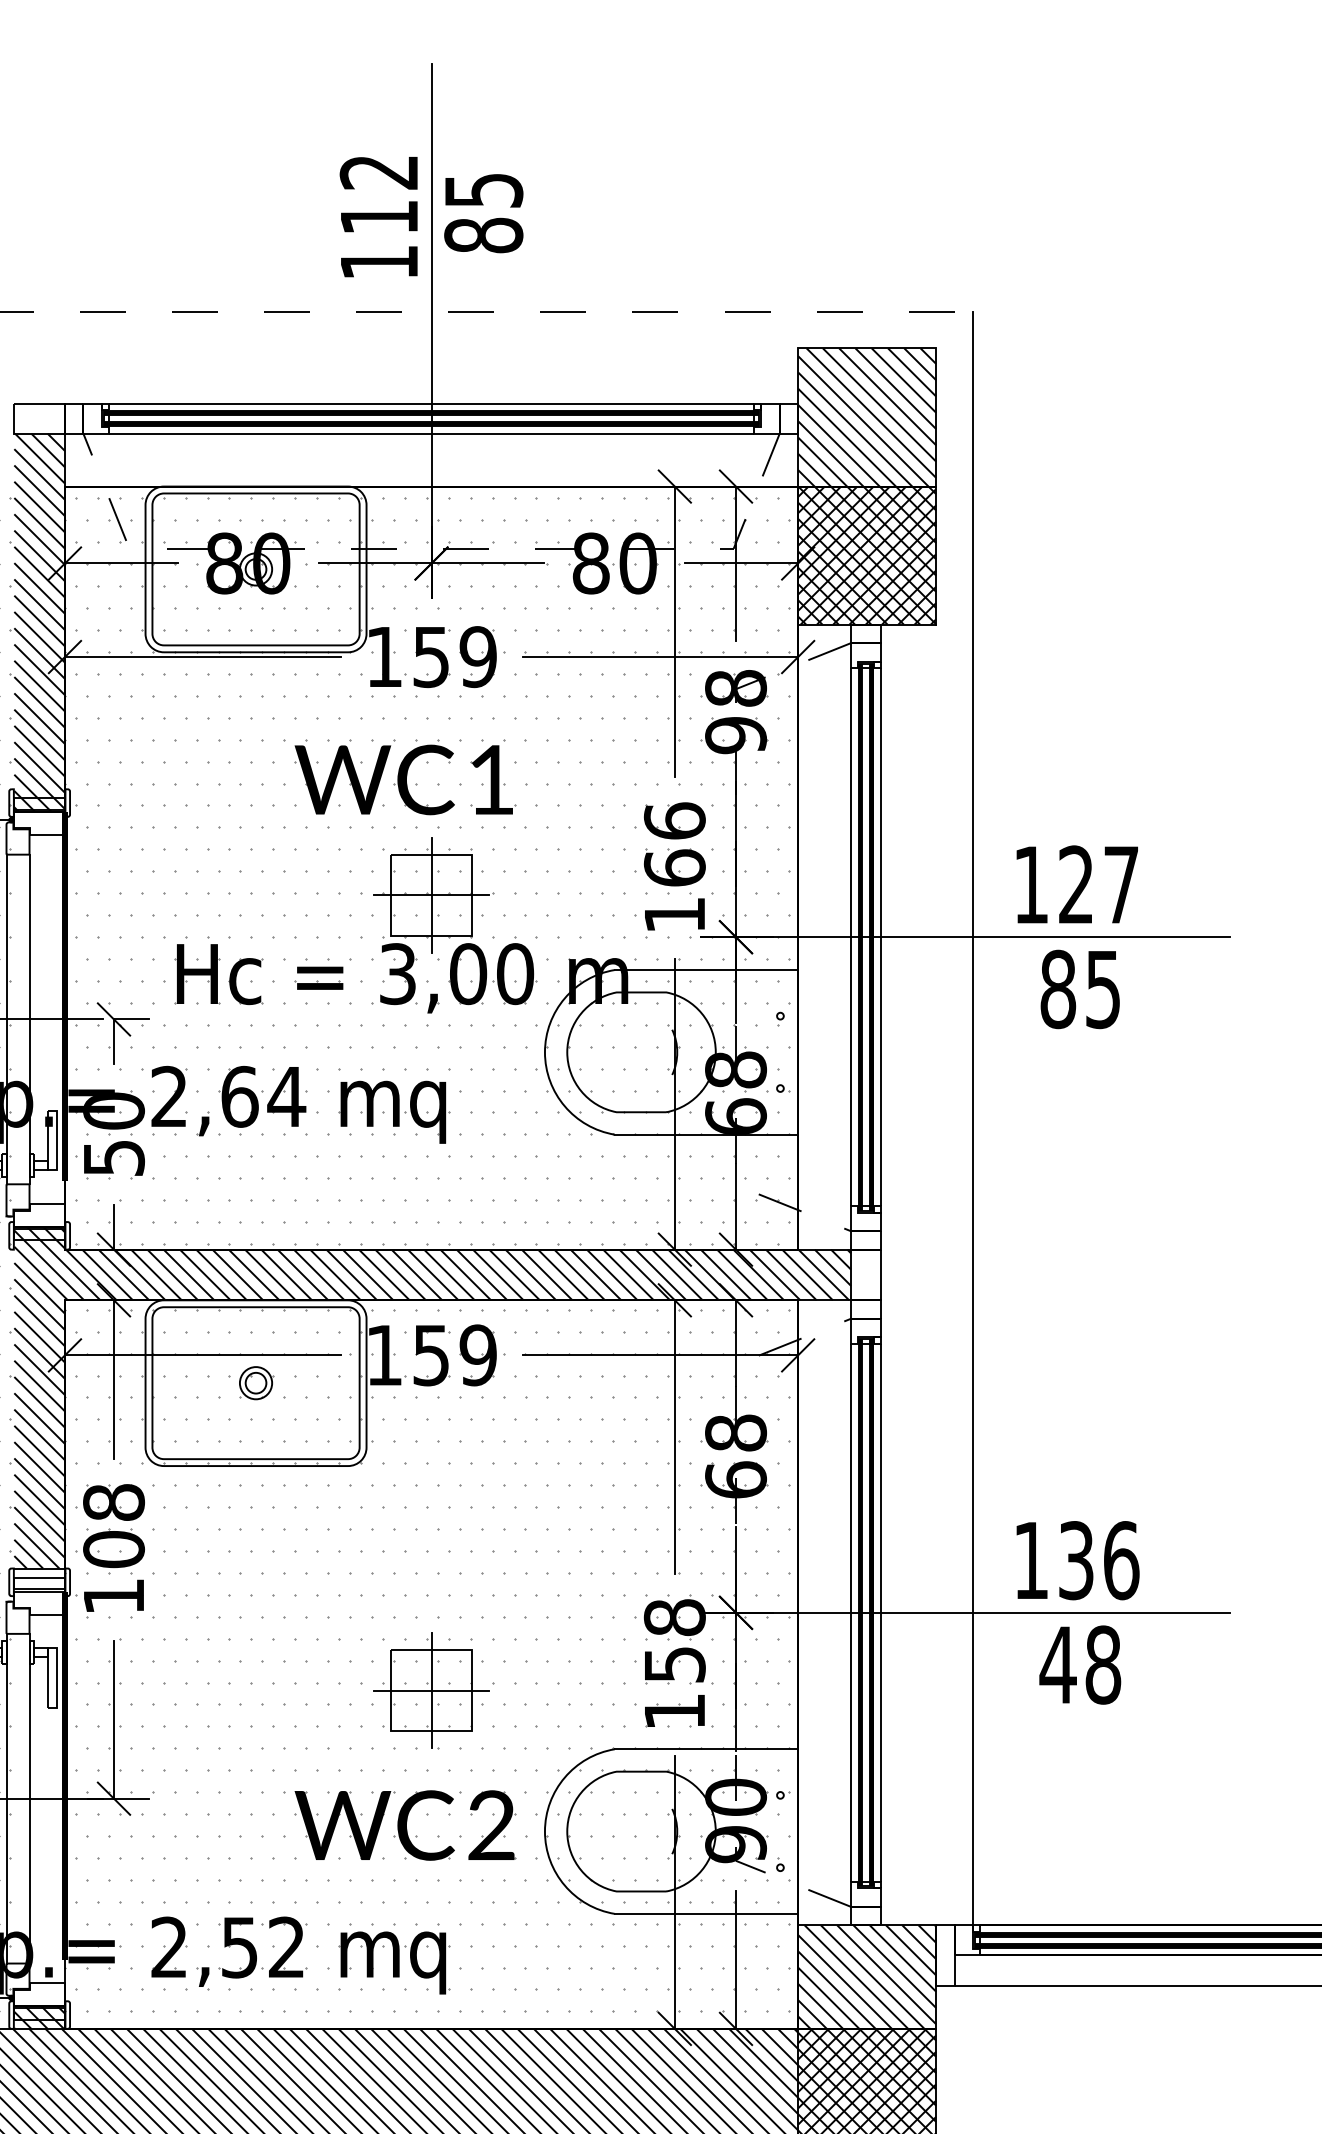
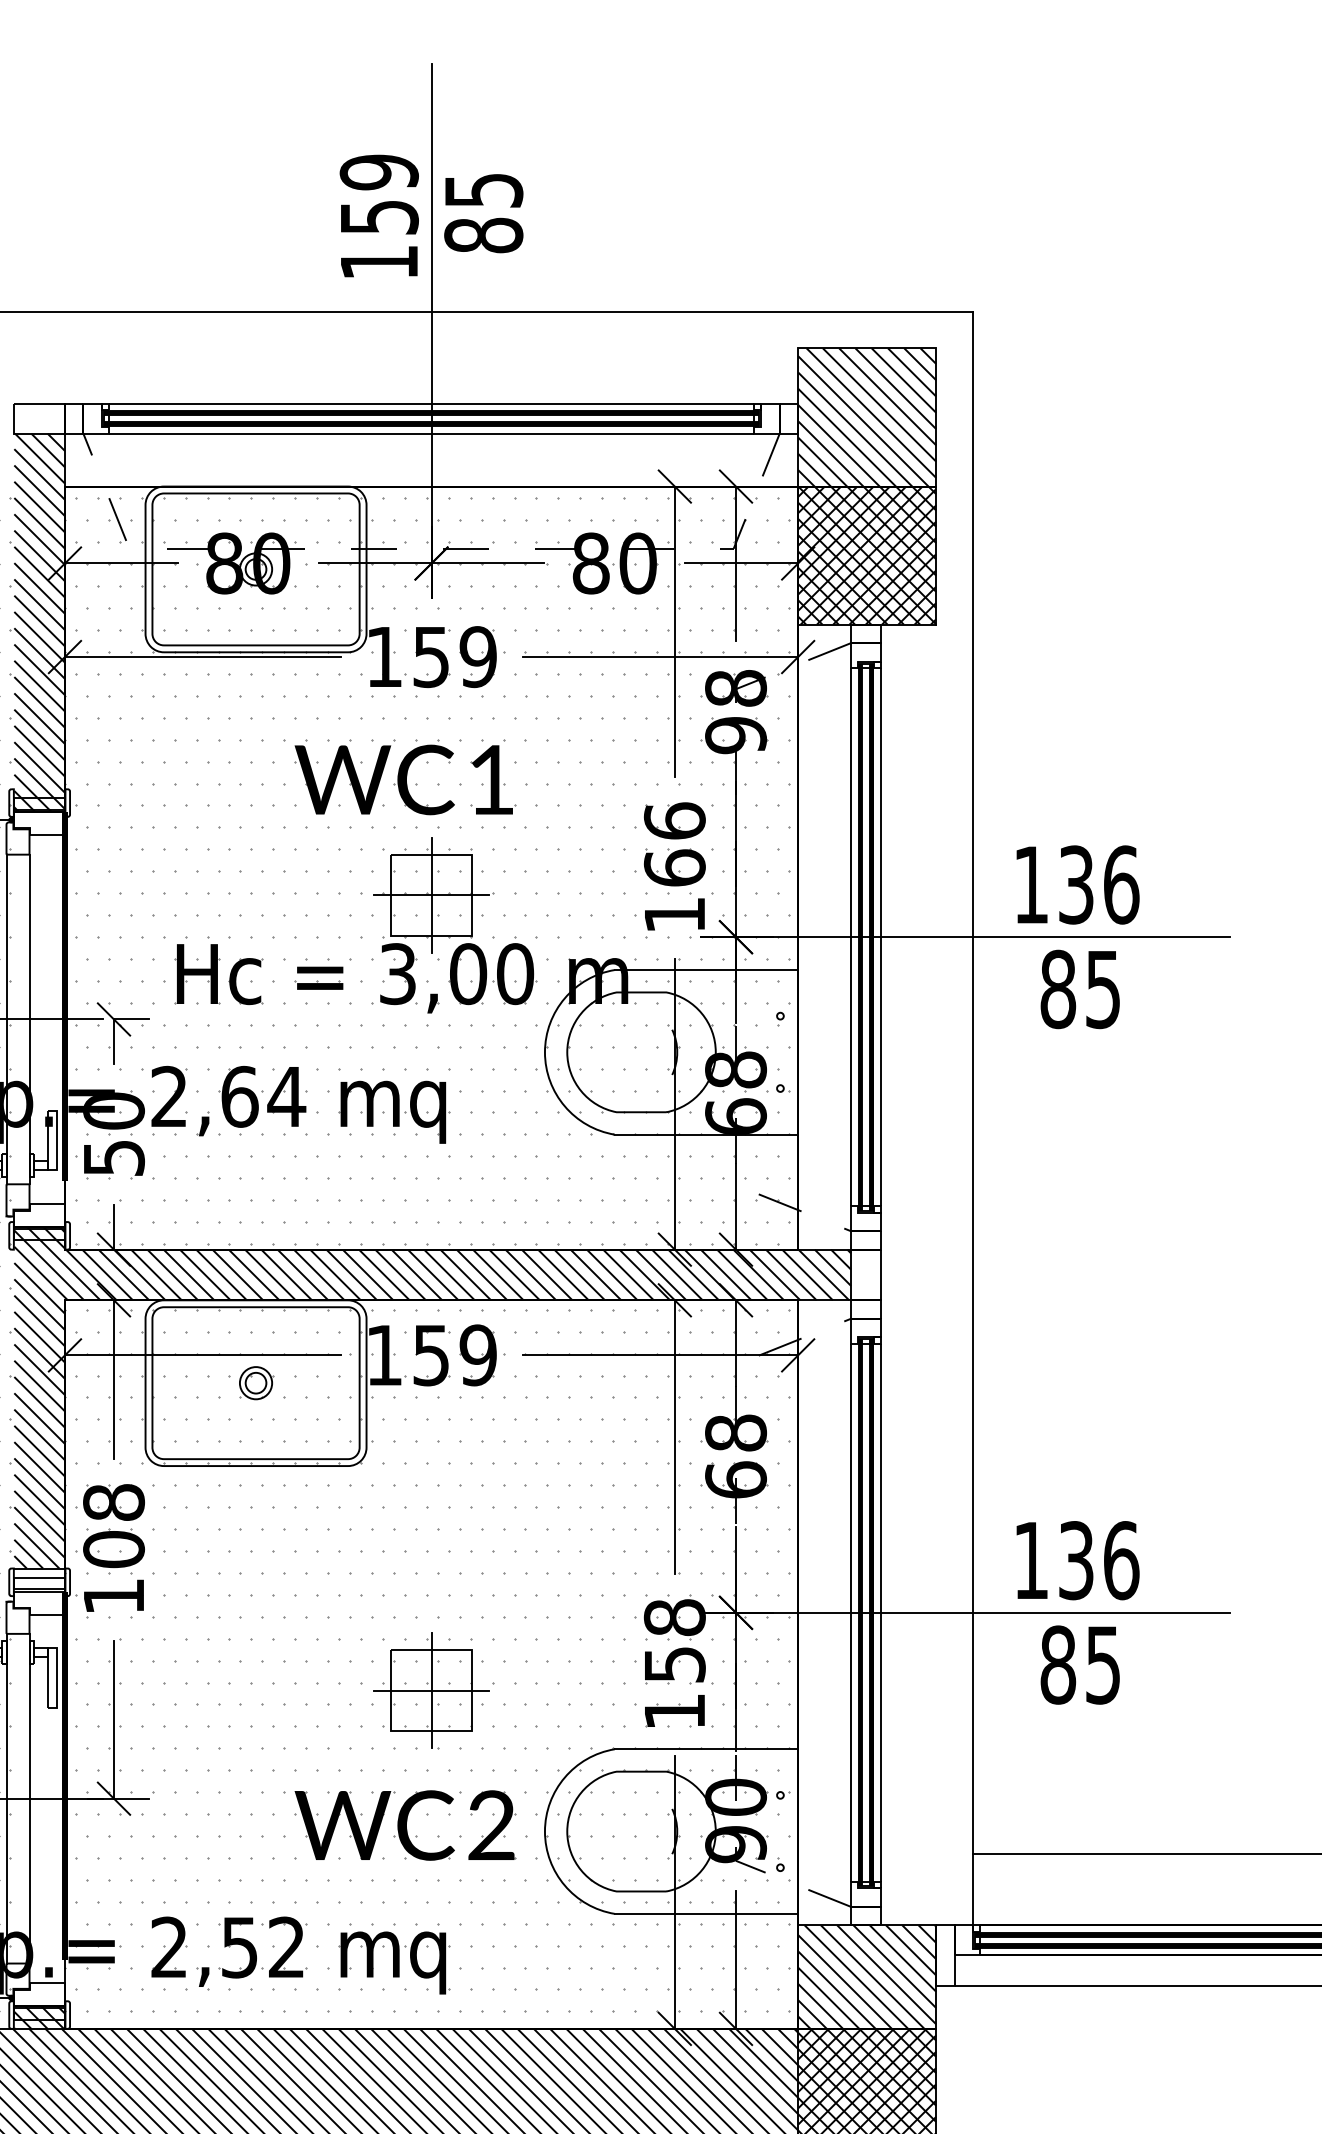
text: 112 -> 159 (378, 194)
line: dashed -> solid (487, 311)
text: 127 -> 136 (1099, 884)
text: 48 -> 85 (1080, 1664)
line: none -> present (1145, 1853)
